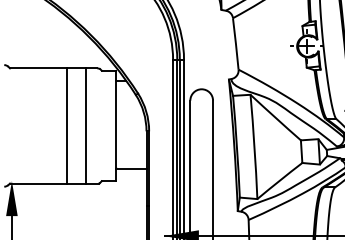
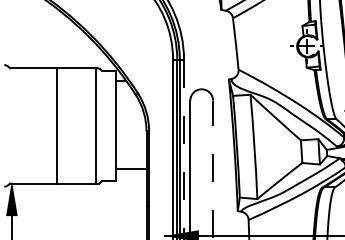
line position: (66, 125) -> (56, 125) (56, 125)
line position: (86, 125) -> (96, 125) (96, 125)
line: solid -> dashed (184, 149)
line: solid -> dashed (213, 169)
